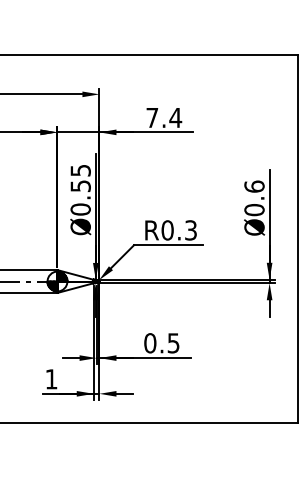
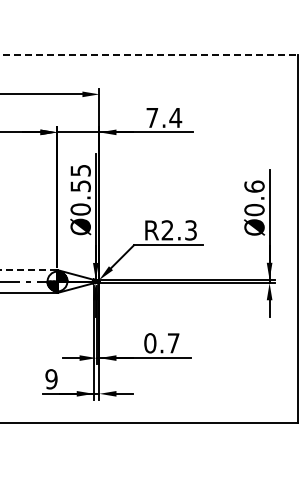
line: solid -> dashed (148, 54)
text: R0.3 -> R2.3 (167, 230)
line: solid -> dashed (28, 270)
text: 0.5 -> 0.7 (173, 343)
text: 1 -> 9 (51, 379)
